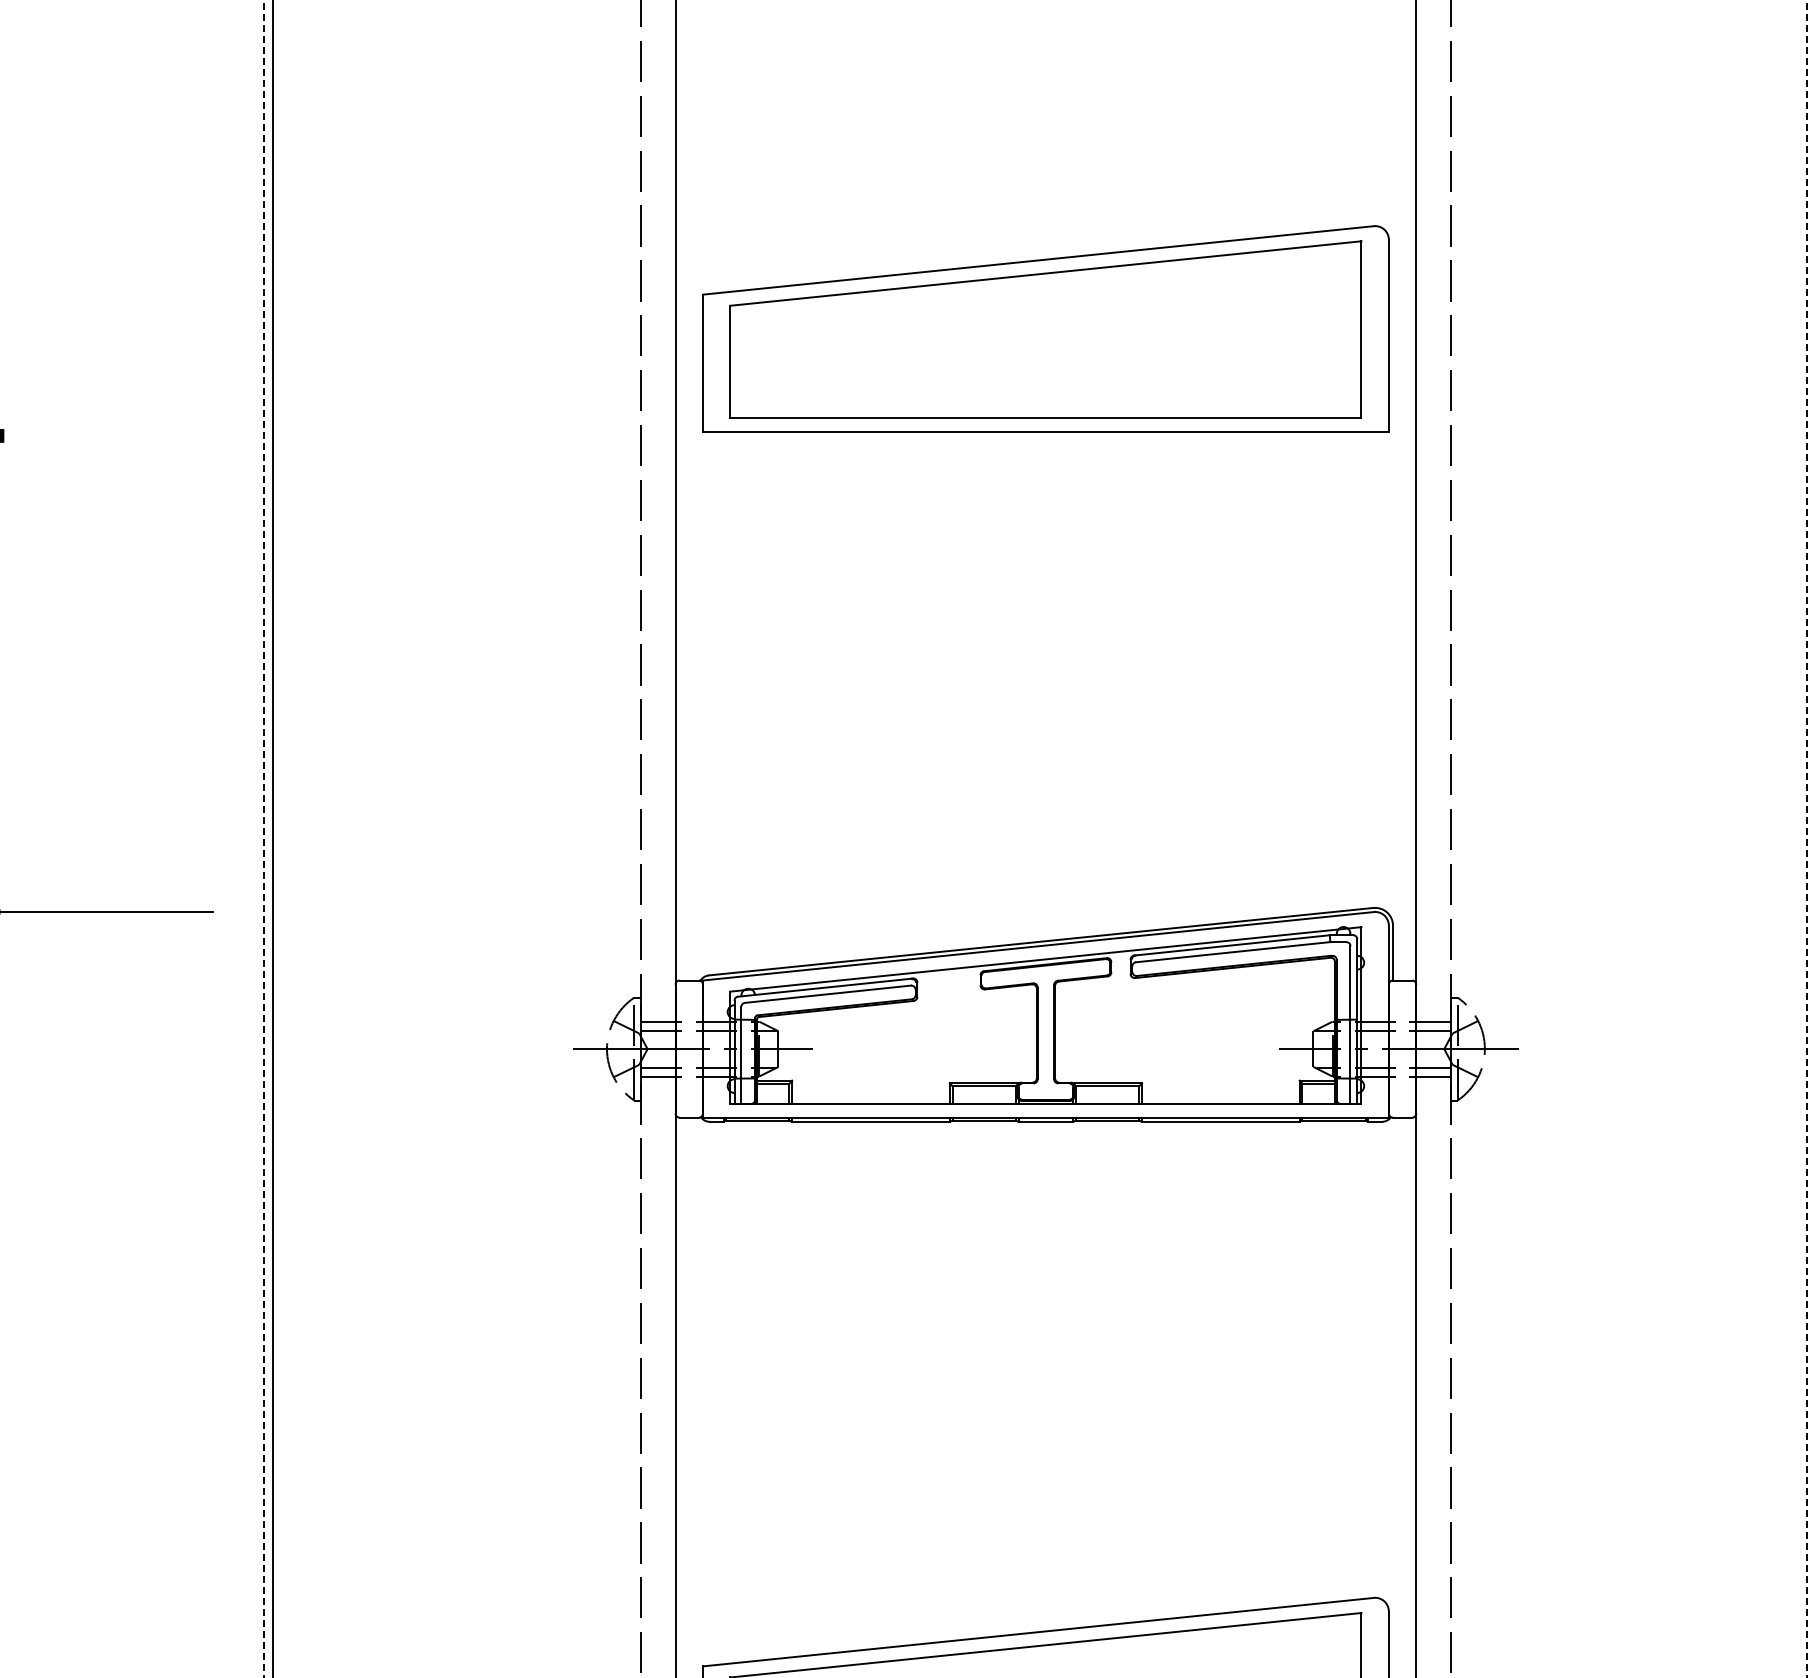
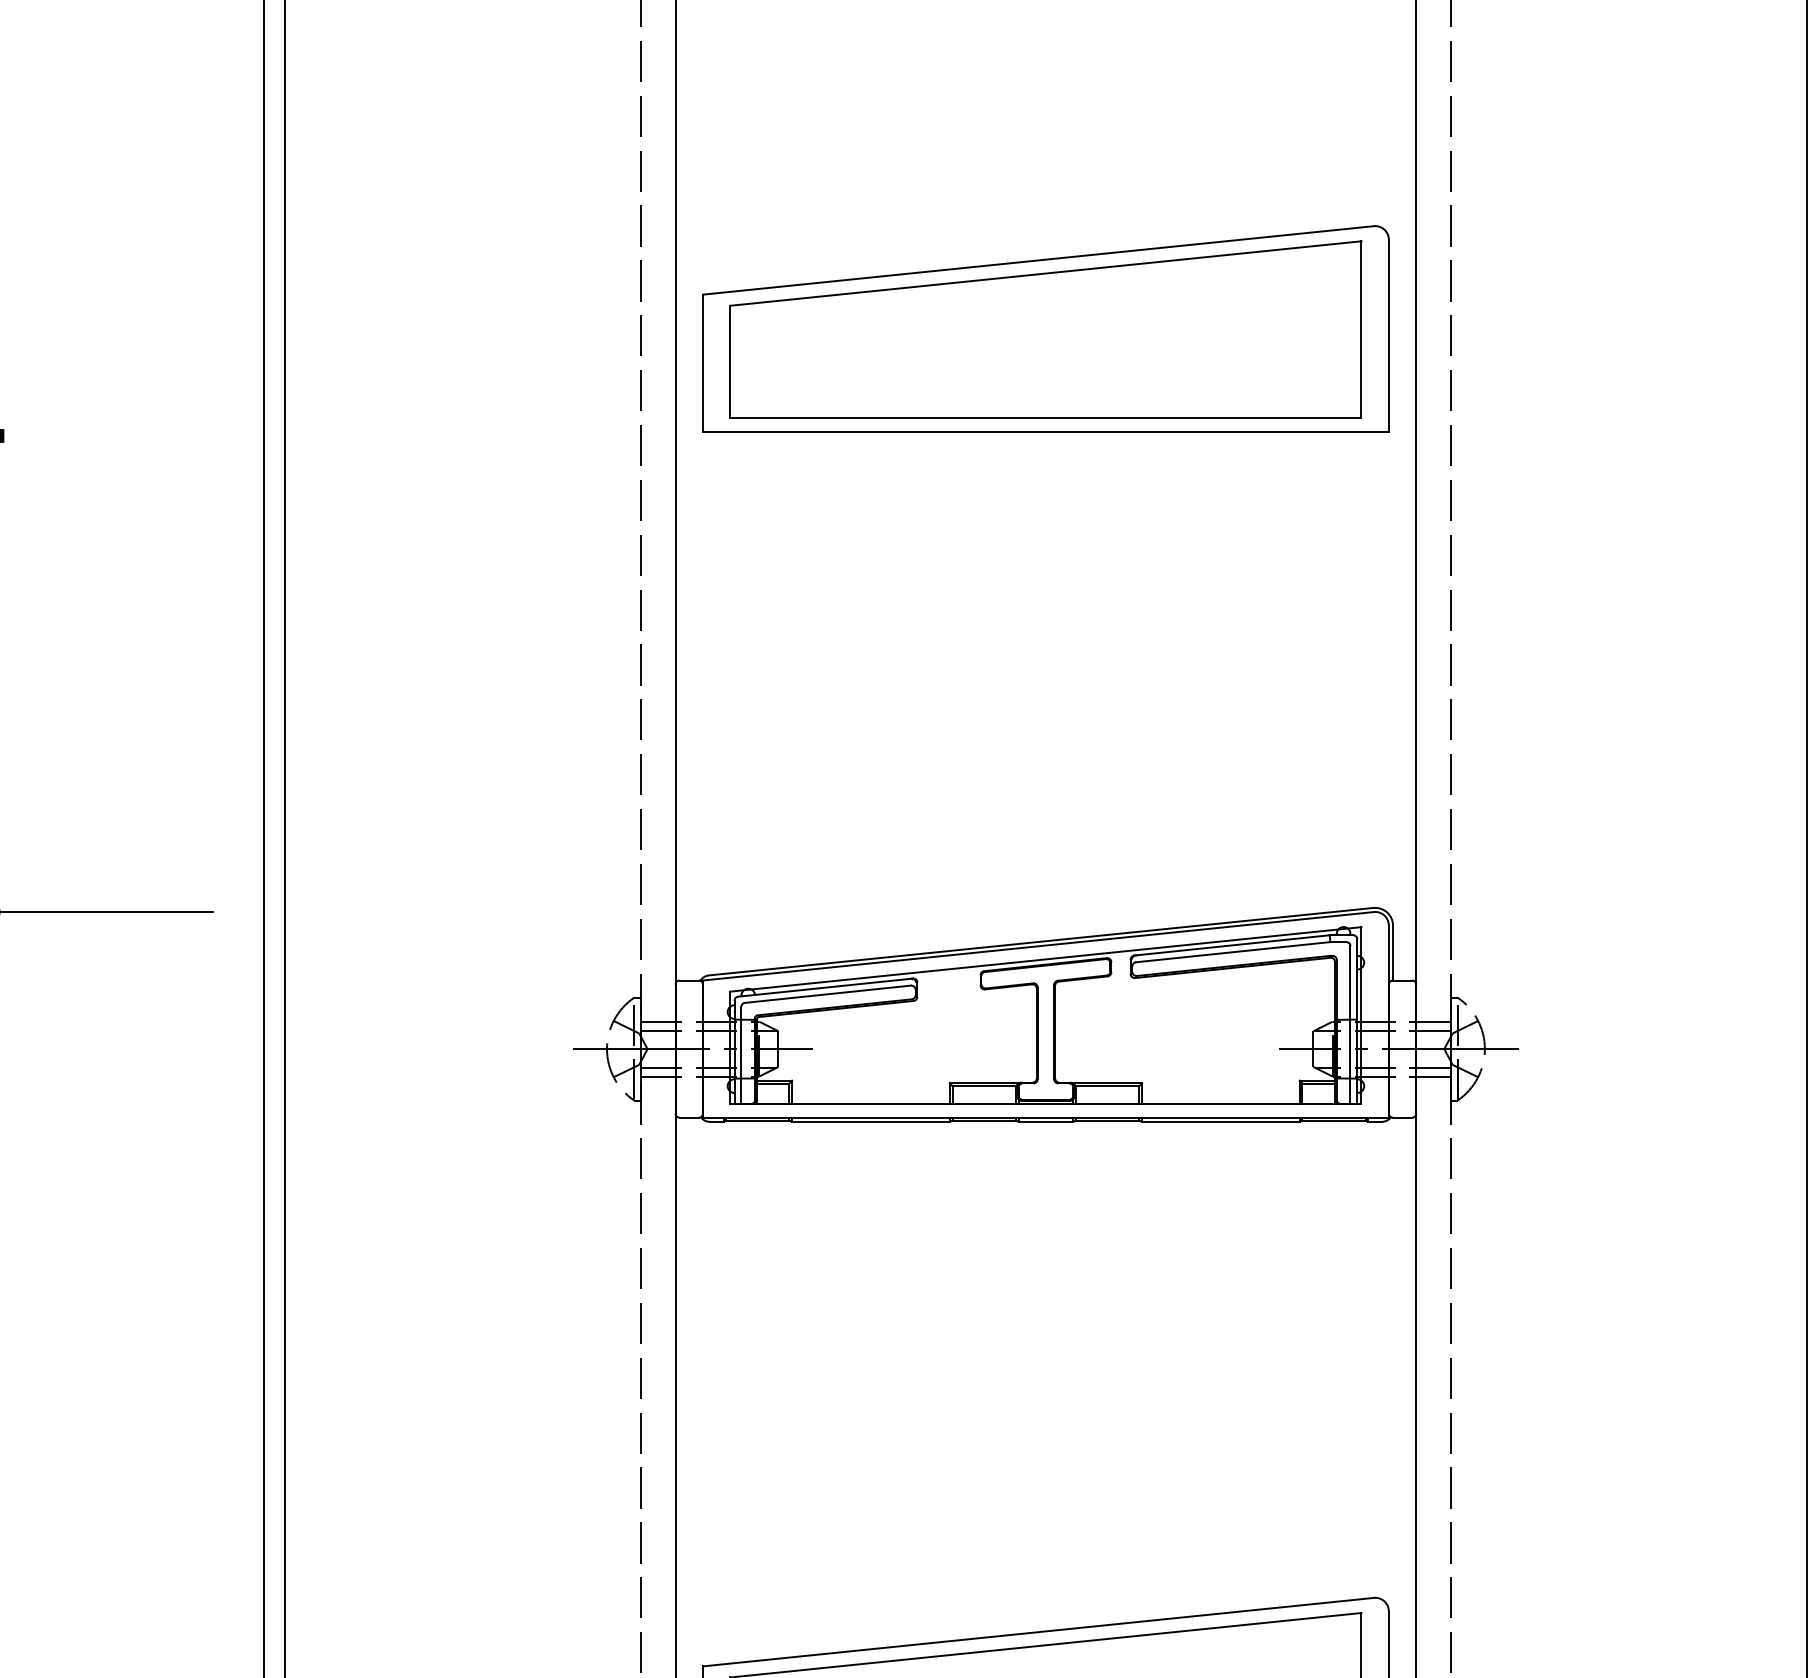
line: dashed -> solid (264, 838)
line position: (272, 838) -> (284, 838) (284, 838)
line: dashed -> solid (1807, 838)
